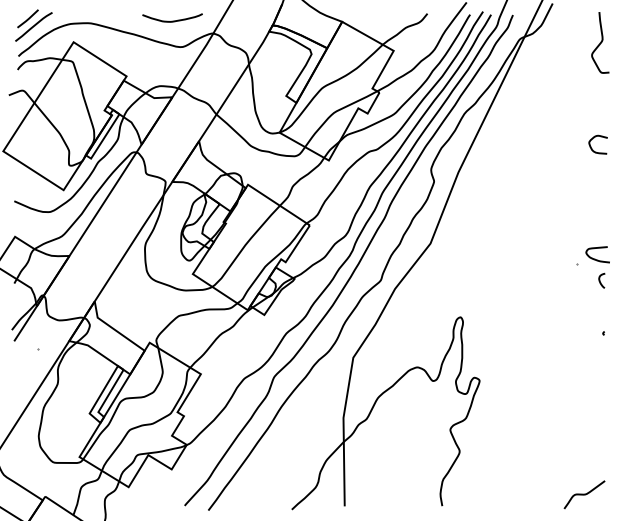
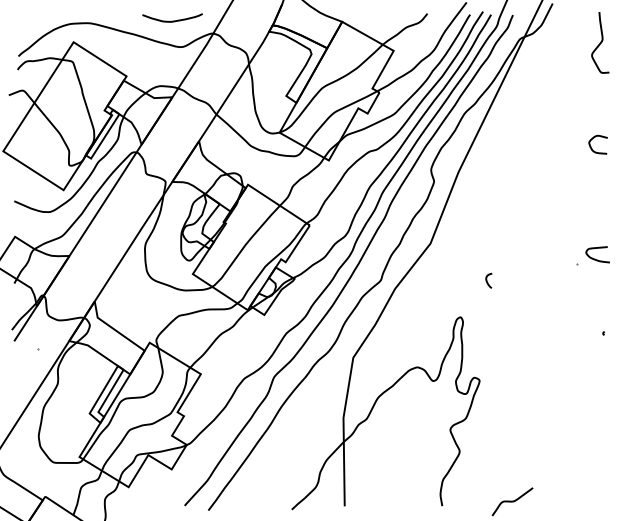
part: present -> none (33, 25)
curve position: (600, 280) -> (487, 280) (487, 280)
curve position: (584, 494) -> (512, 501) (512, 501)
